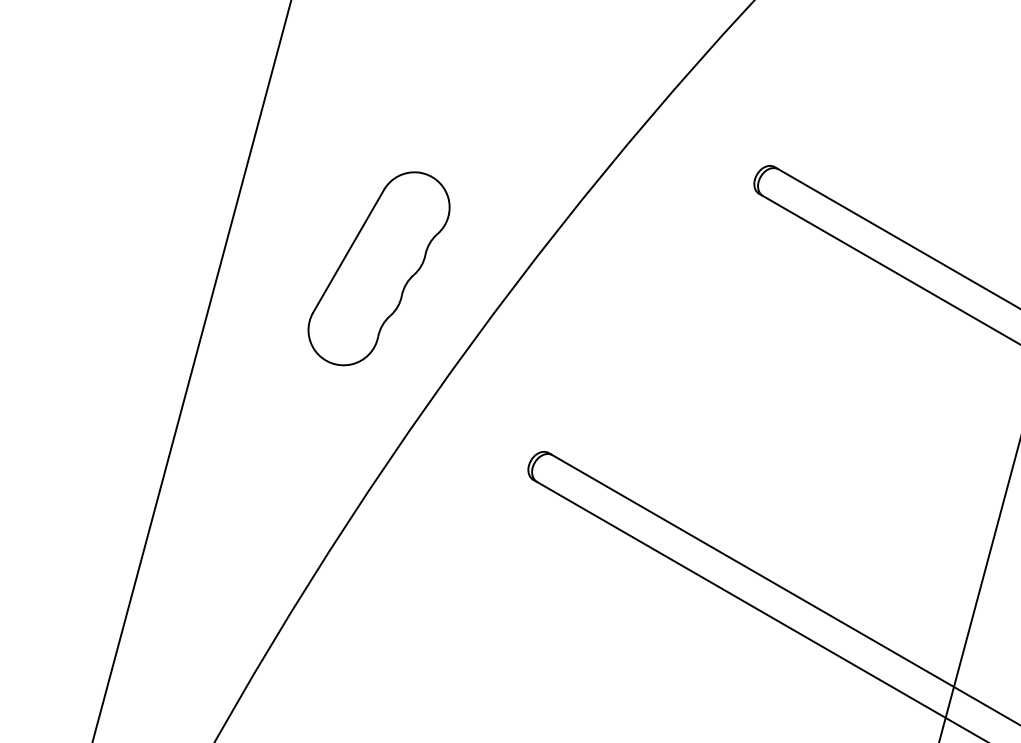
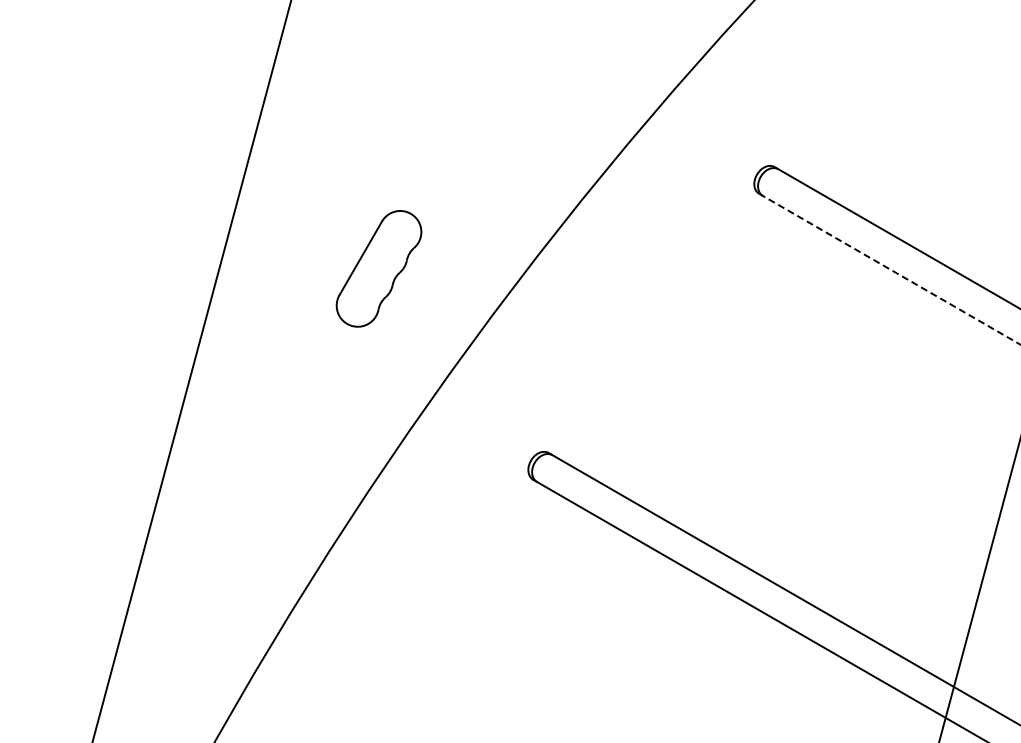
part size: 144x196 px -> 88x118 px (378, 268)
line: solid -> dashed (889, 269)
